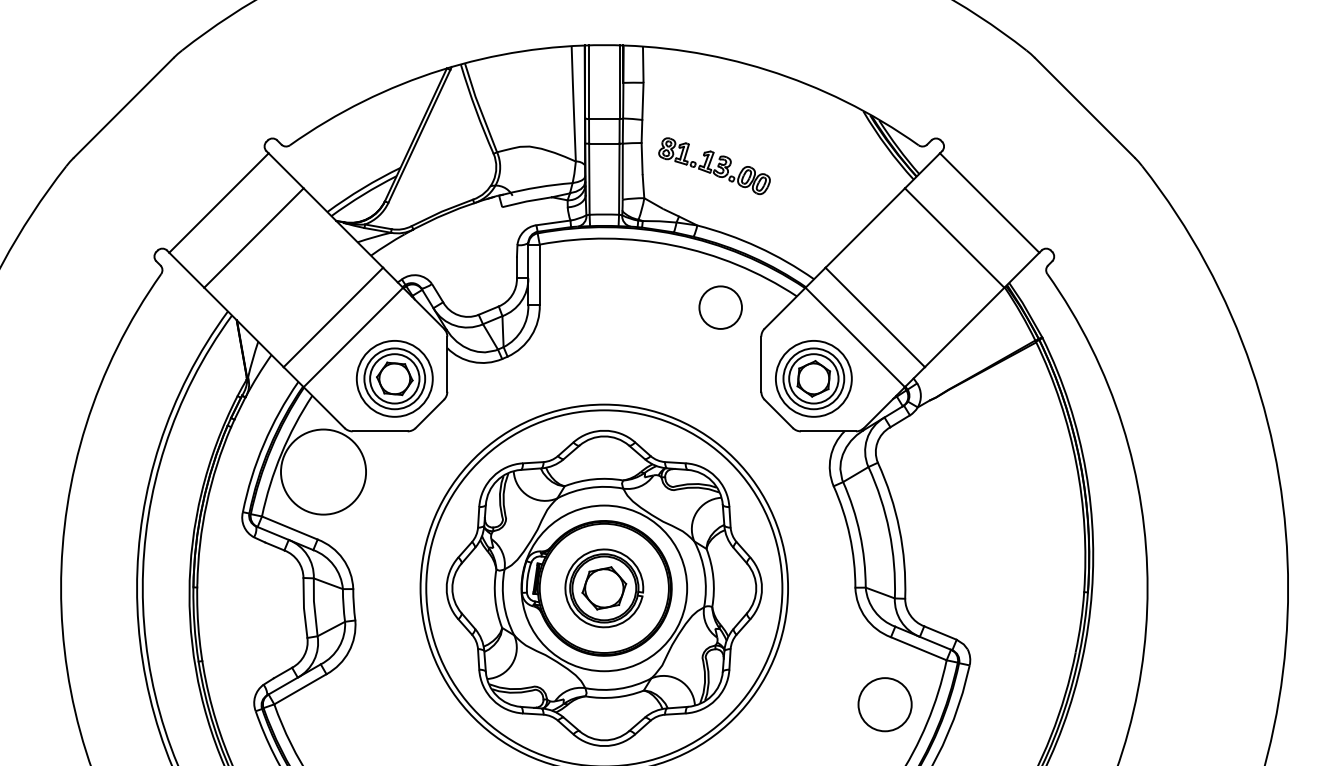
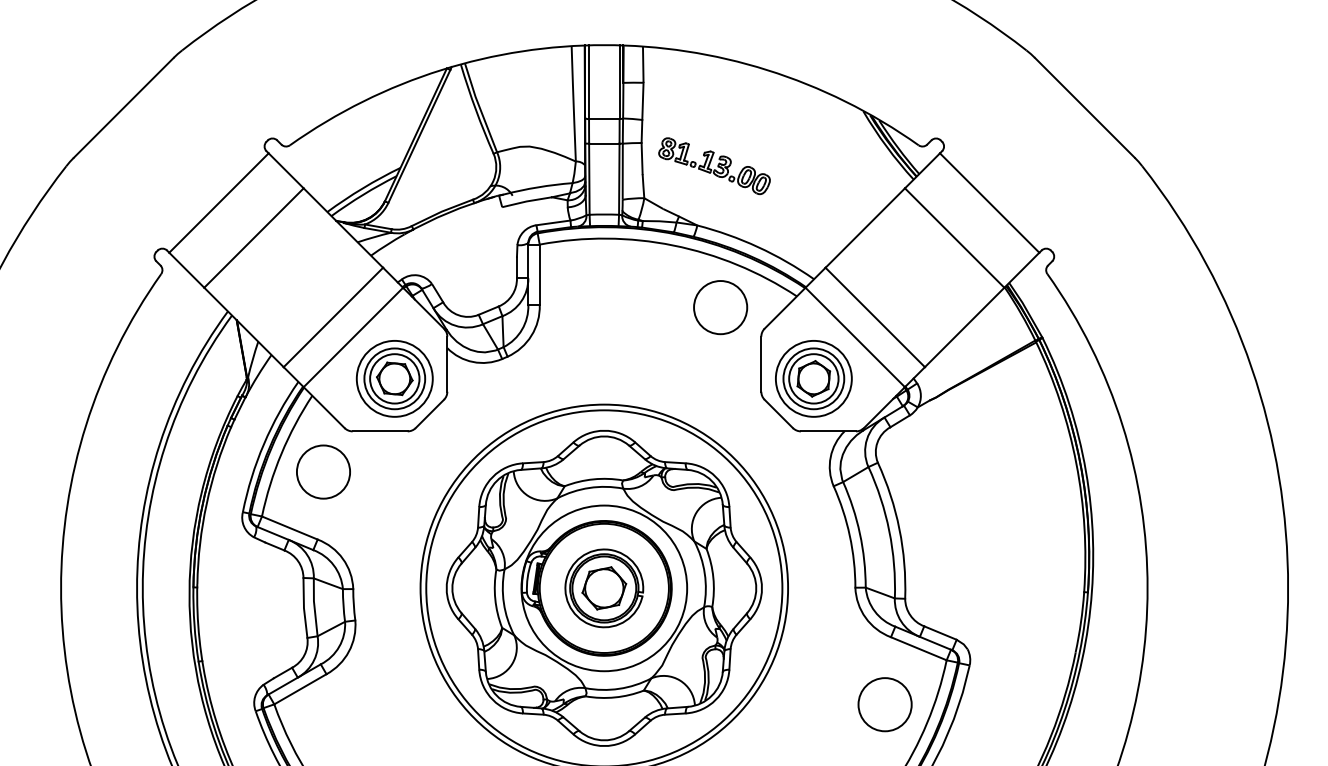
circle size: 45x45 px -> 56x56 px (720, 307)
circle diameter: 85 px -> 53 px (323, 471)
